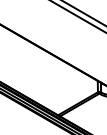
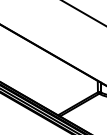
line: present -> none (77, 16)
